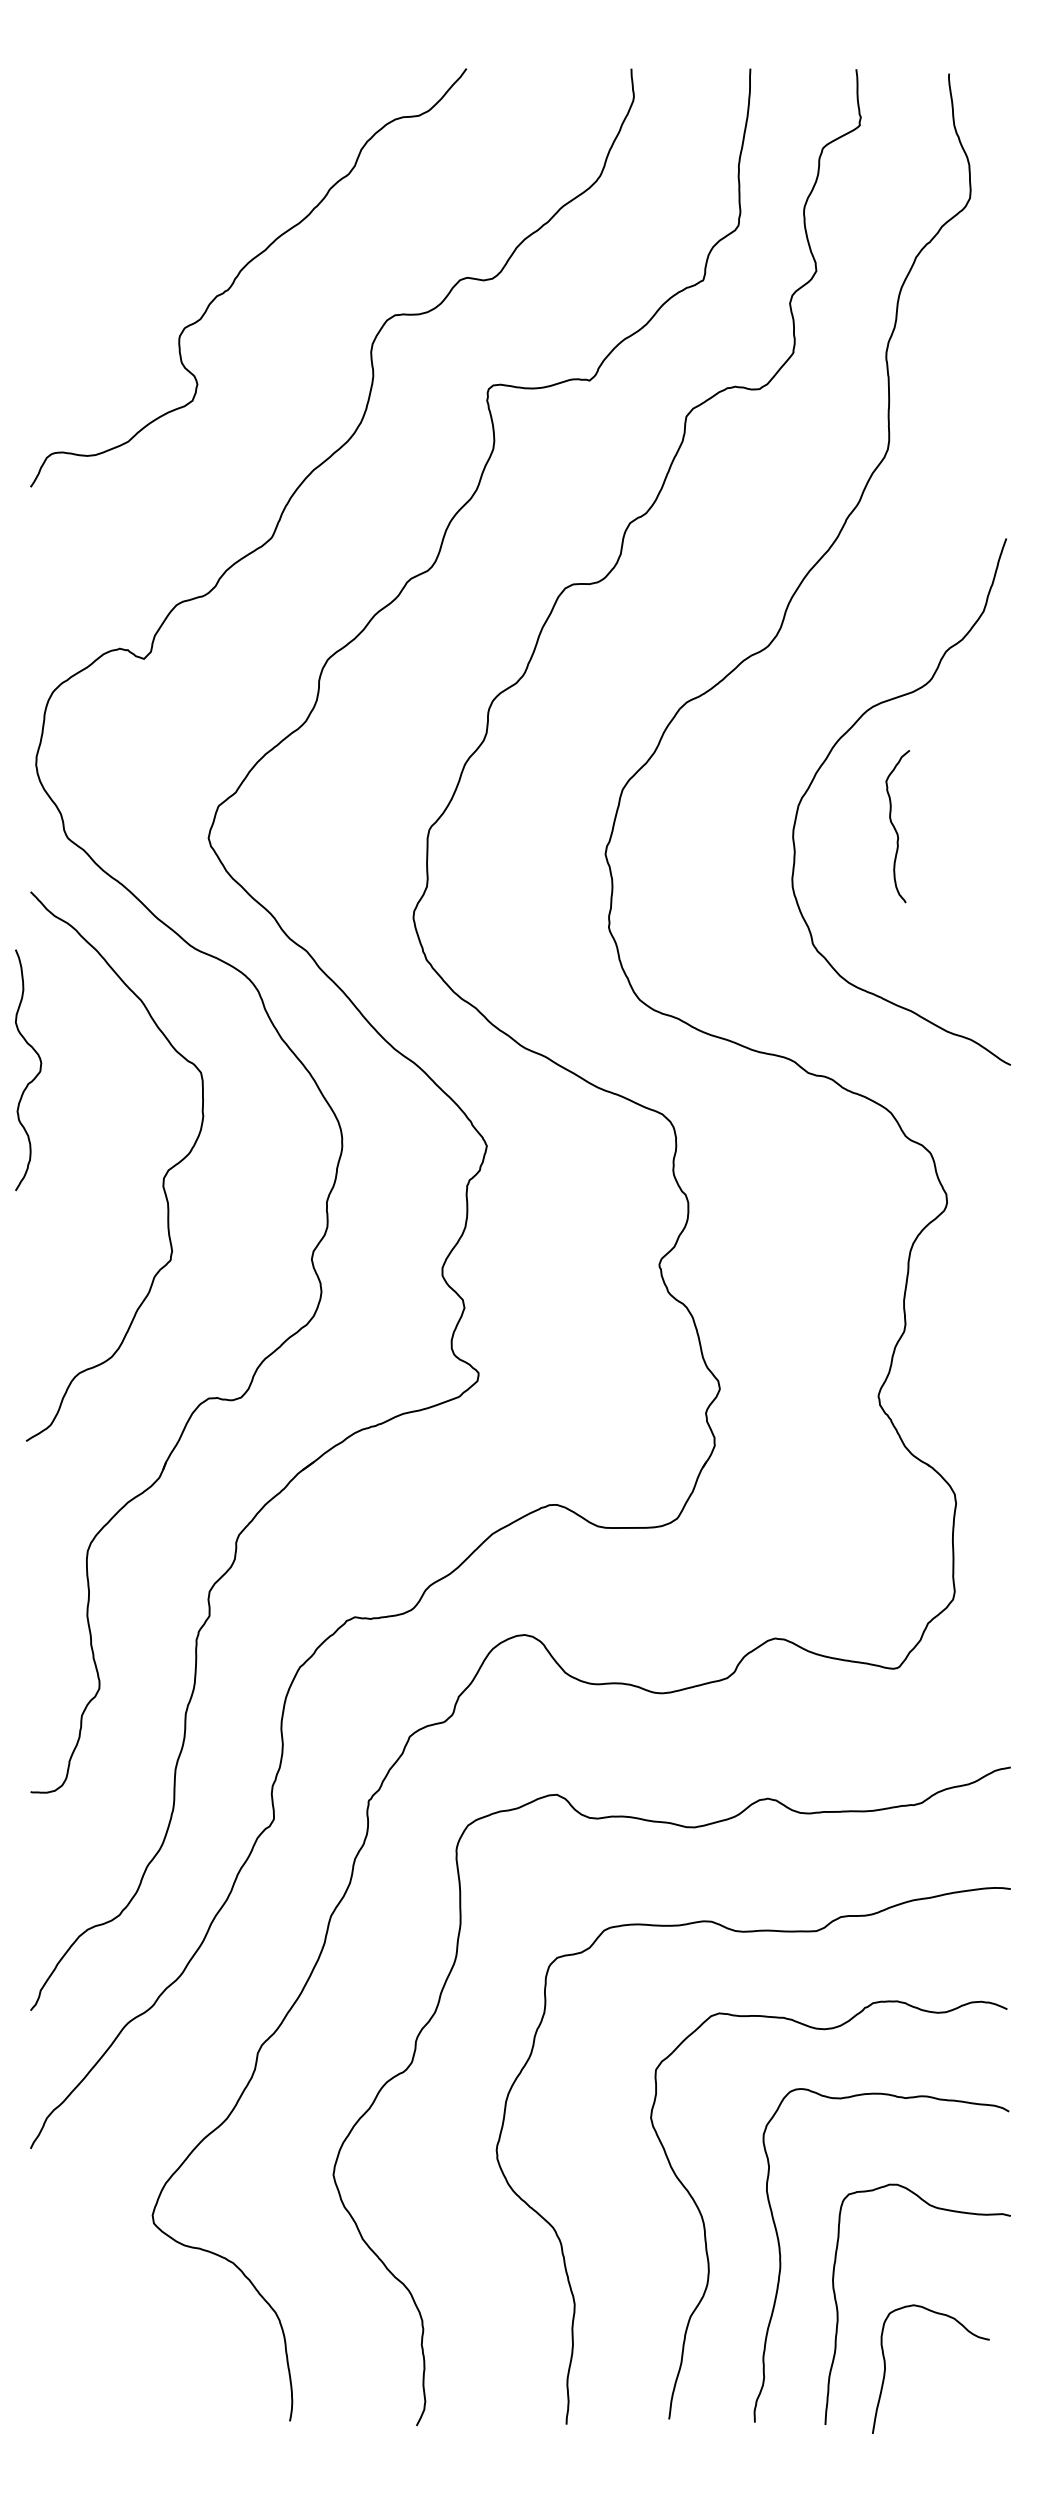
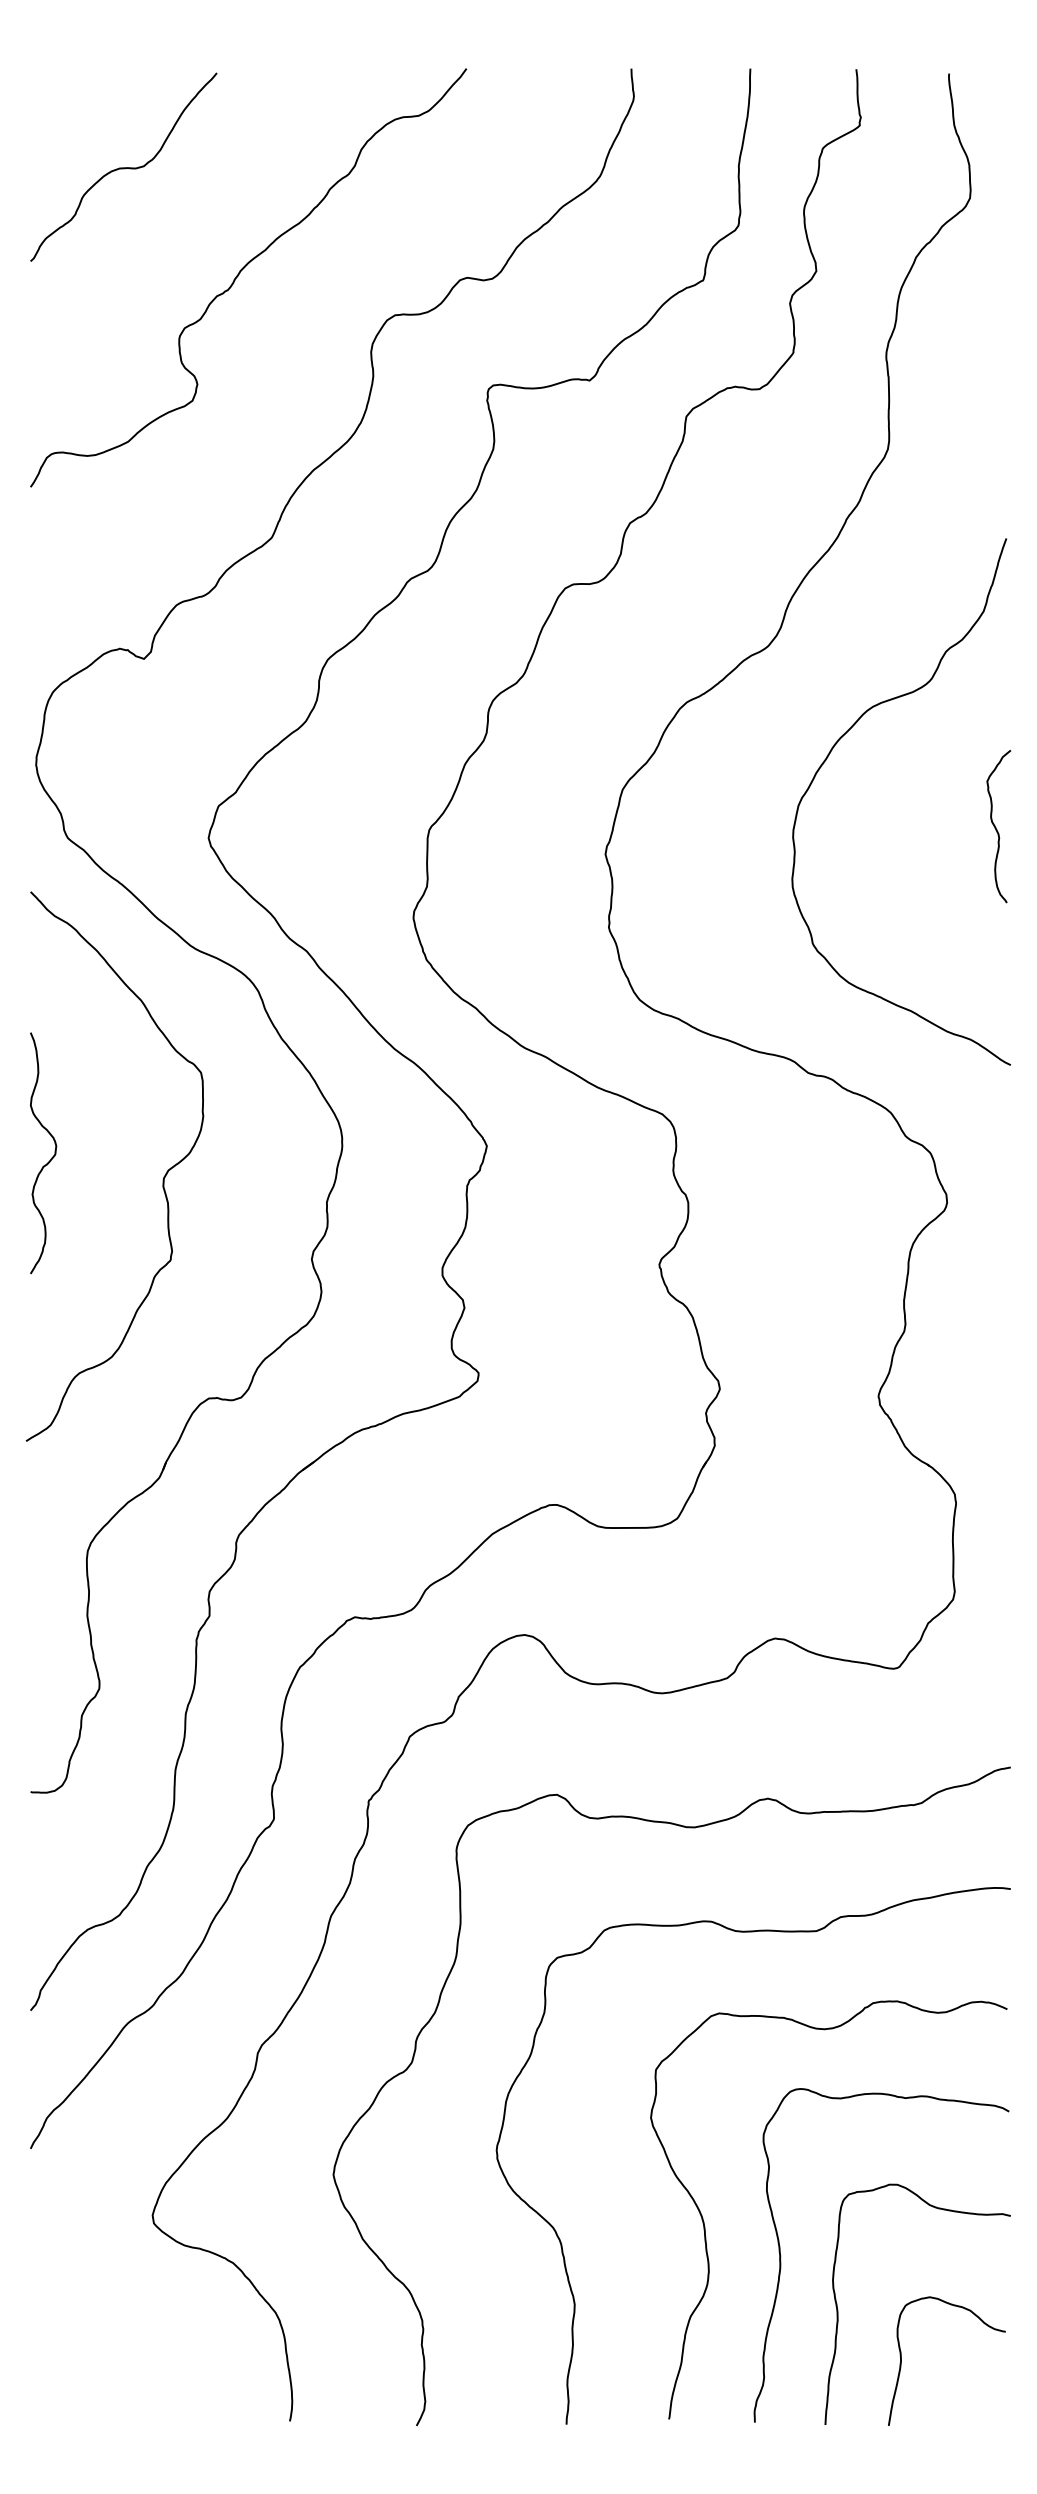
curve: none -> present (123, 167)
curve position: (895, 827) -> (996, 827) (996, 827)
curve position: (35, 1075) -> (50, 1158) (50, 1158)
curve position: (885, 2368) -> (901, 2360) (901, 2360)
